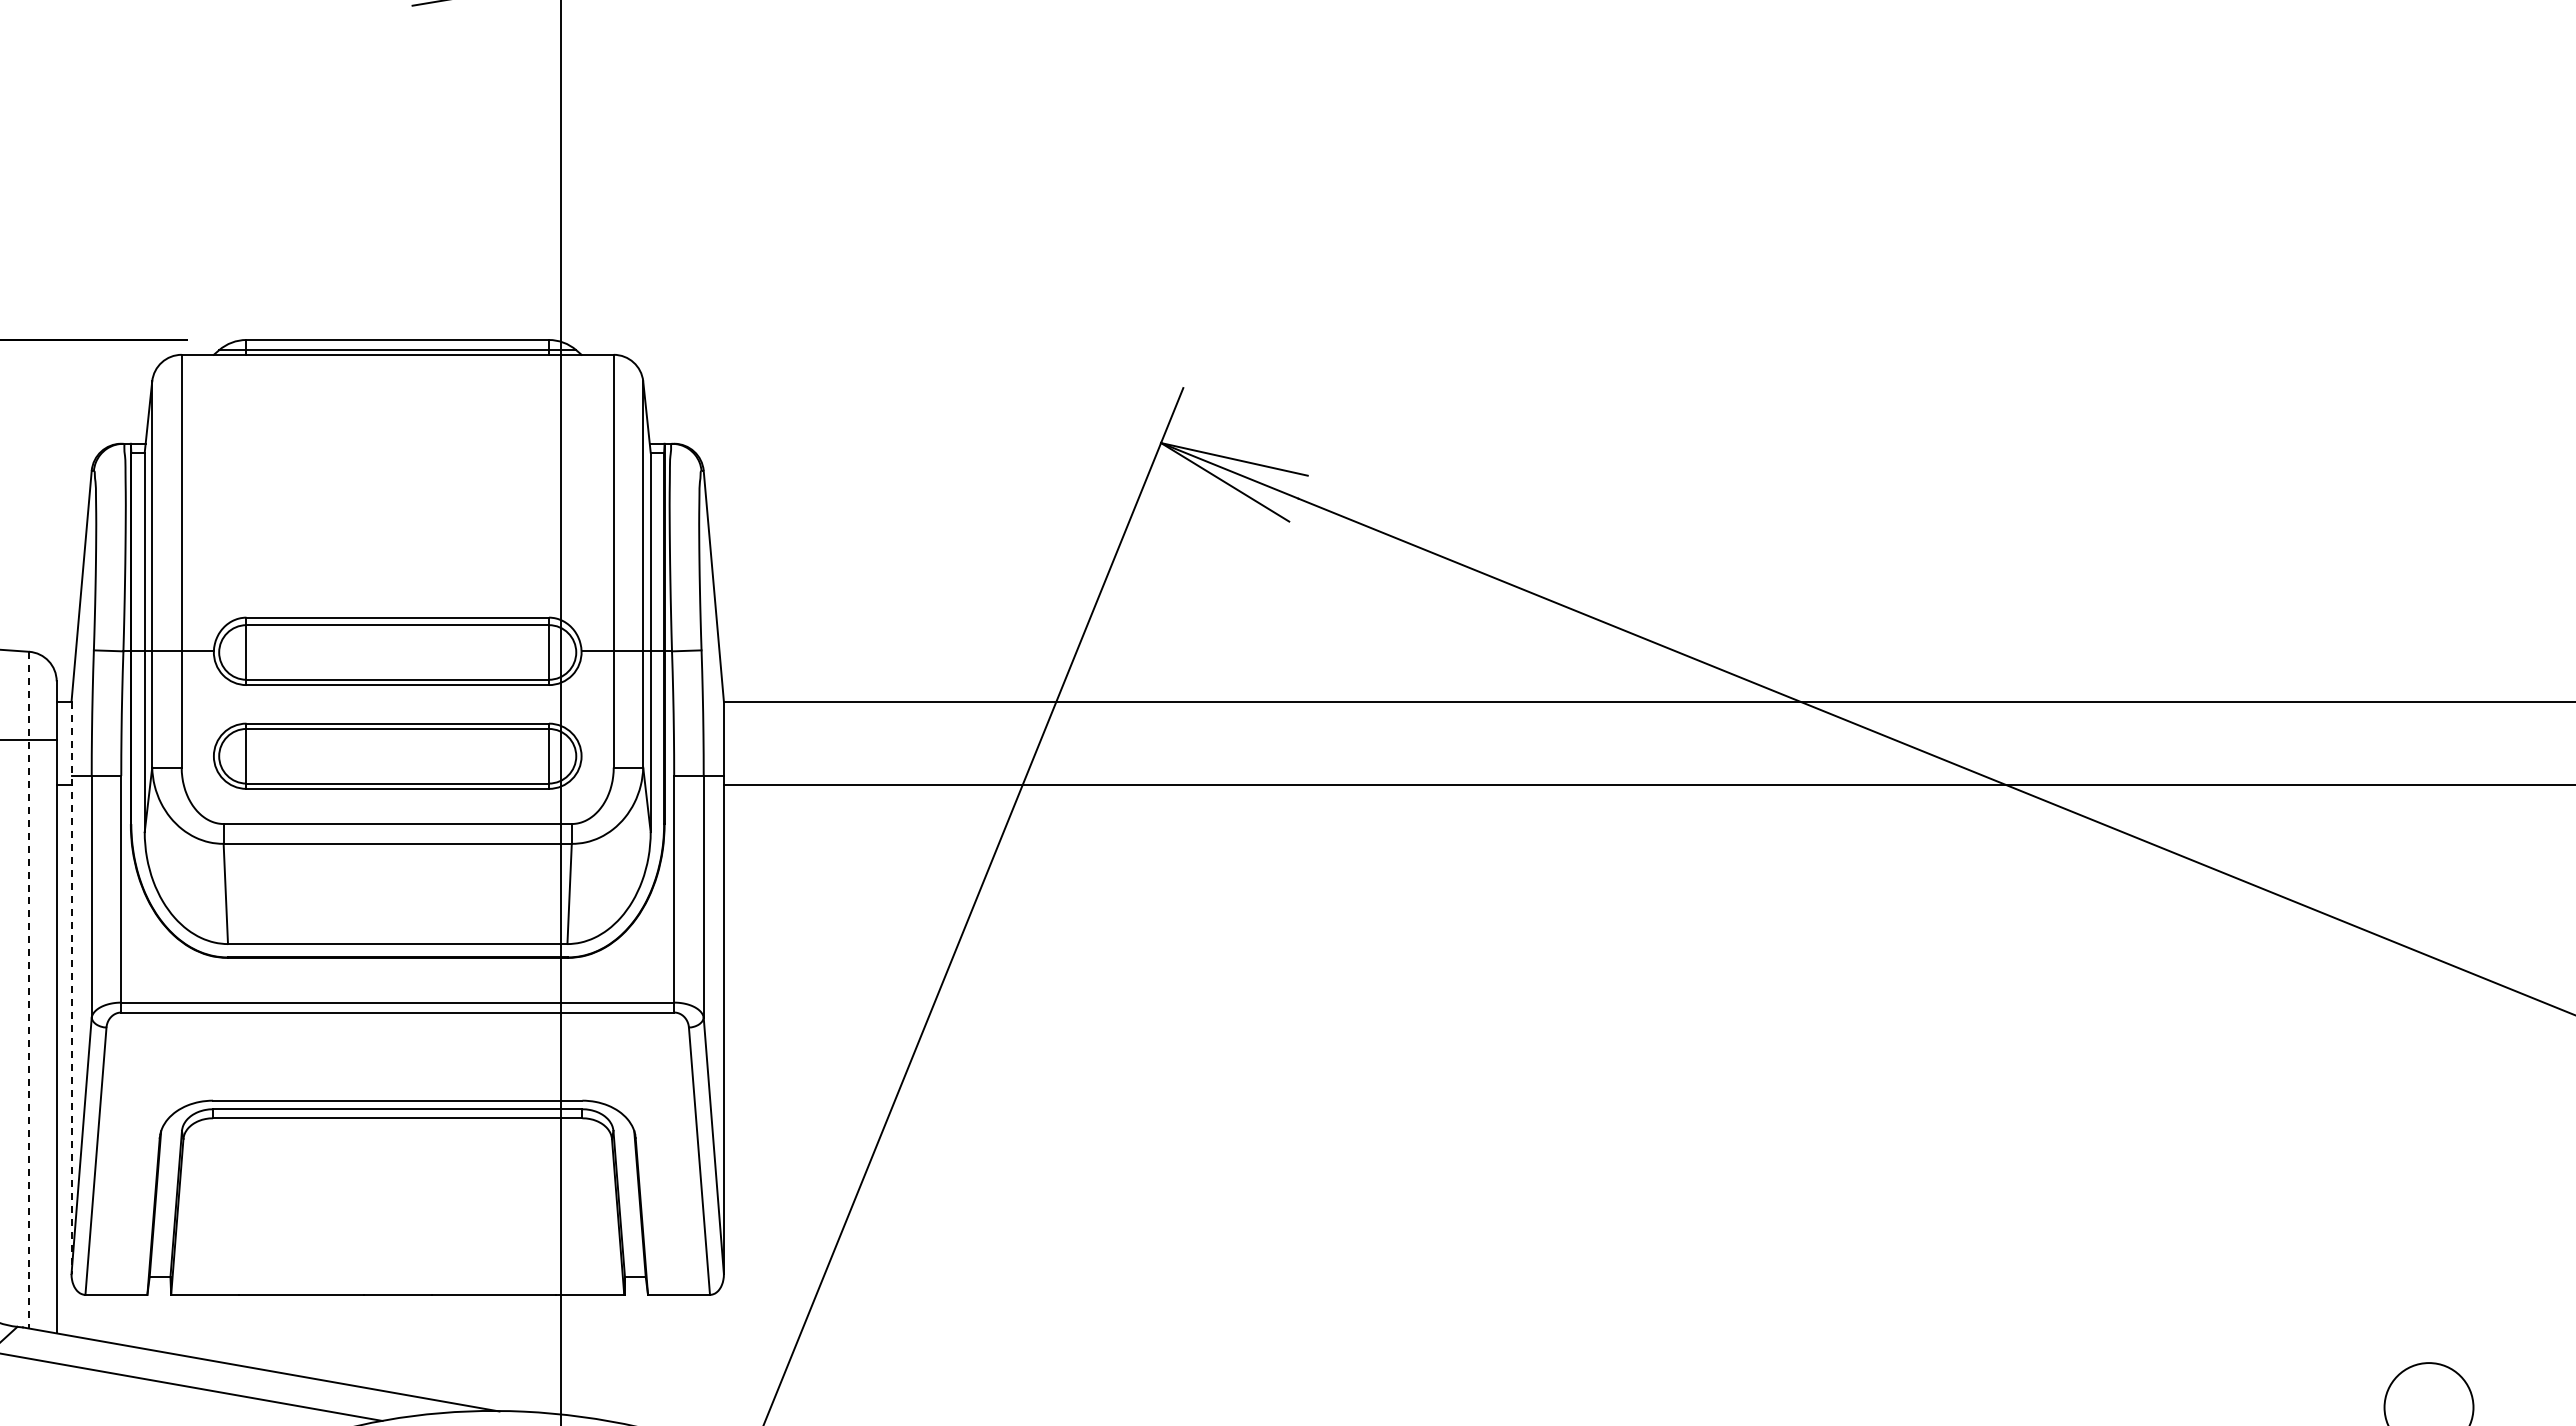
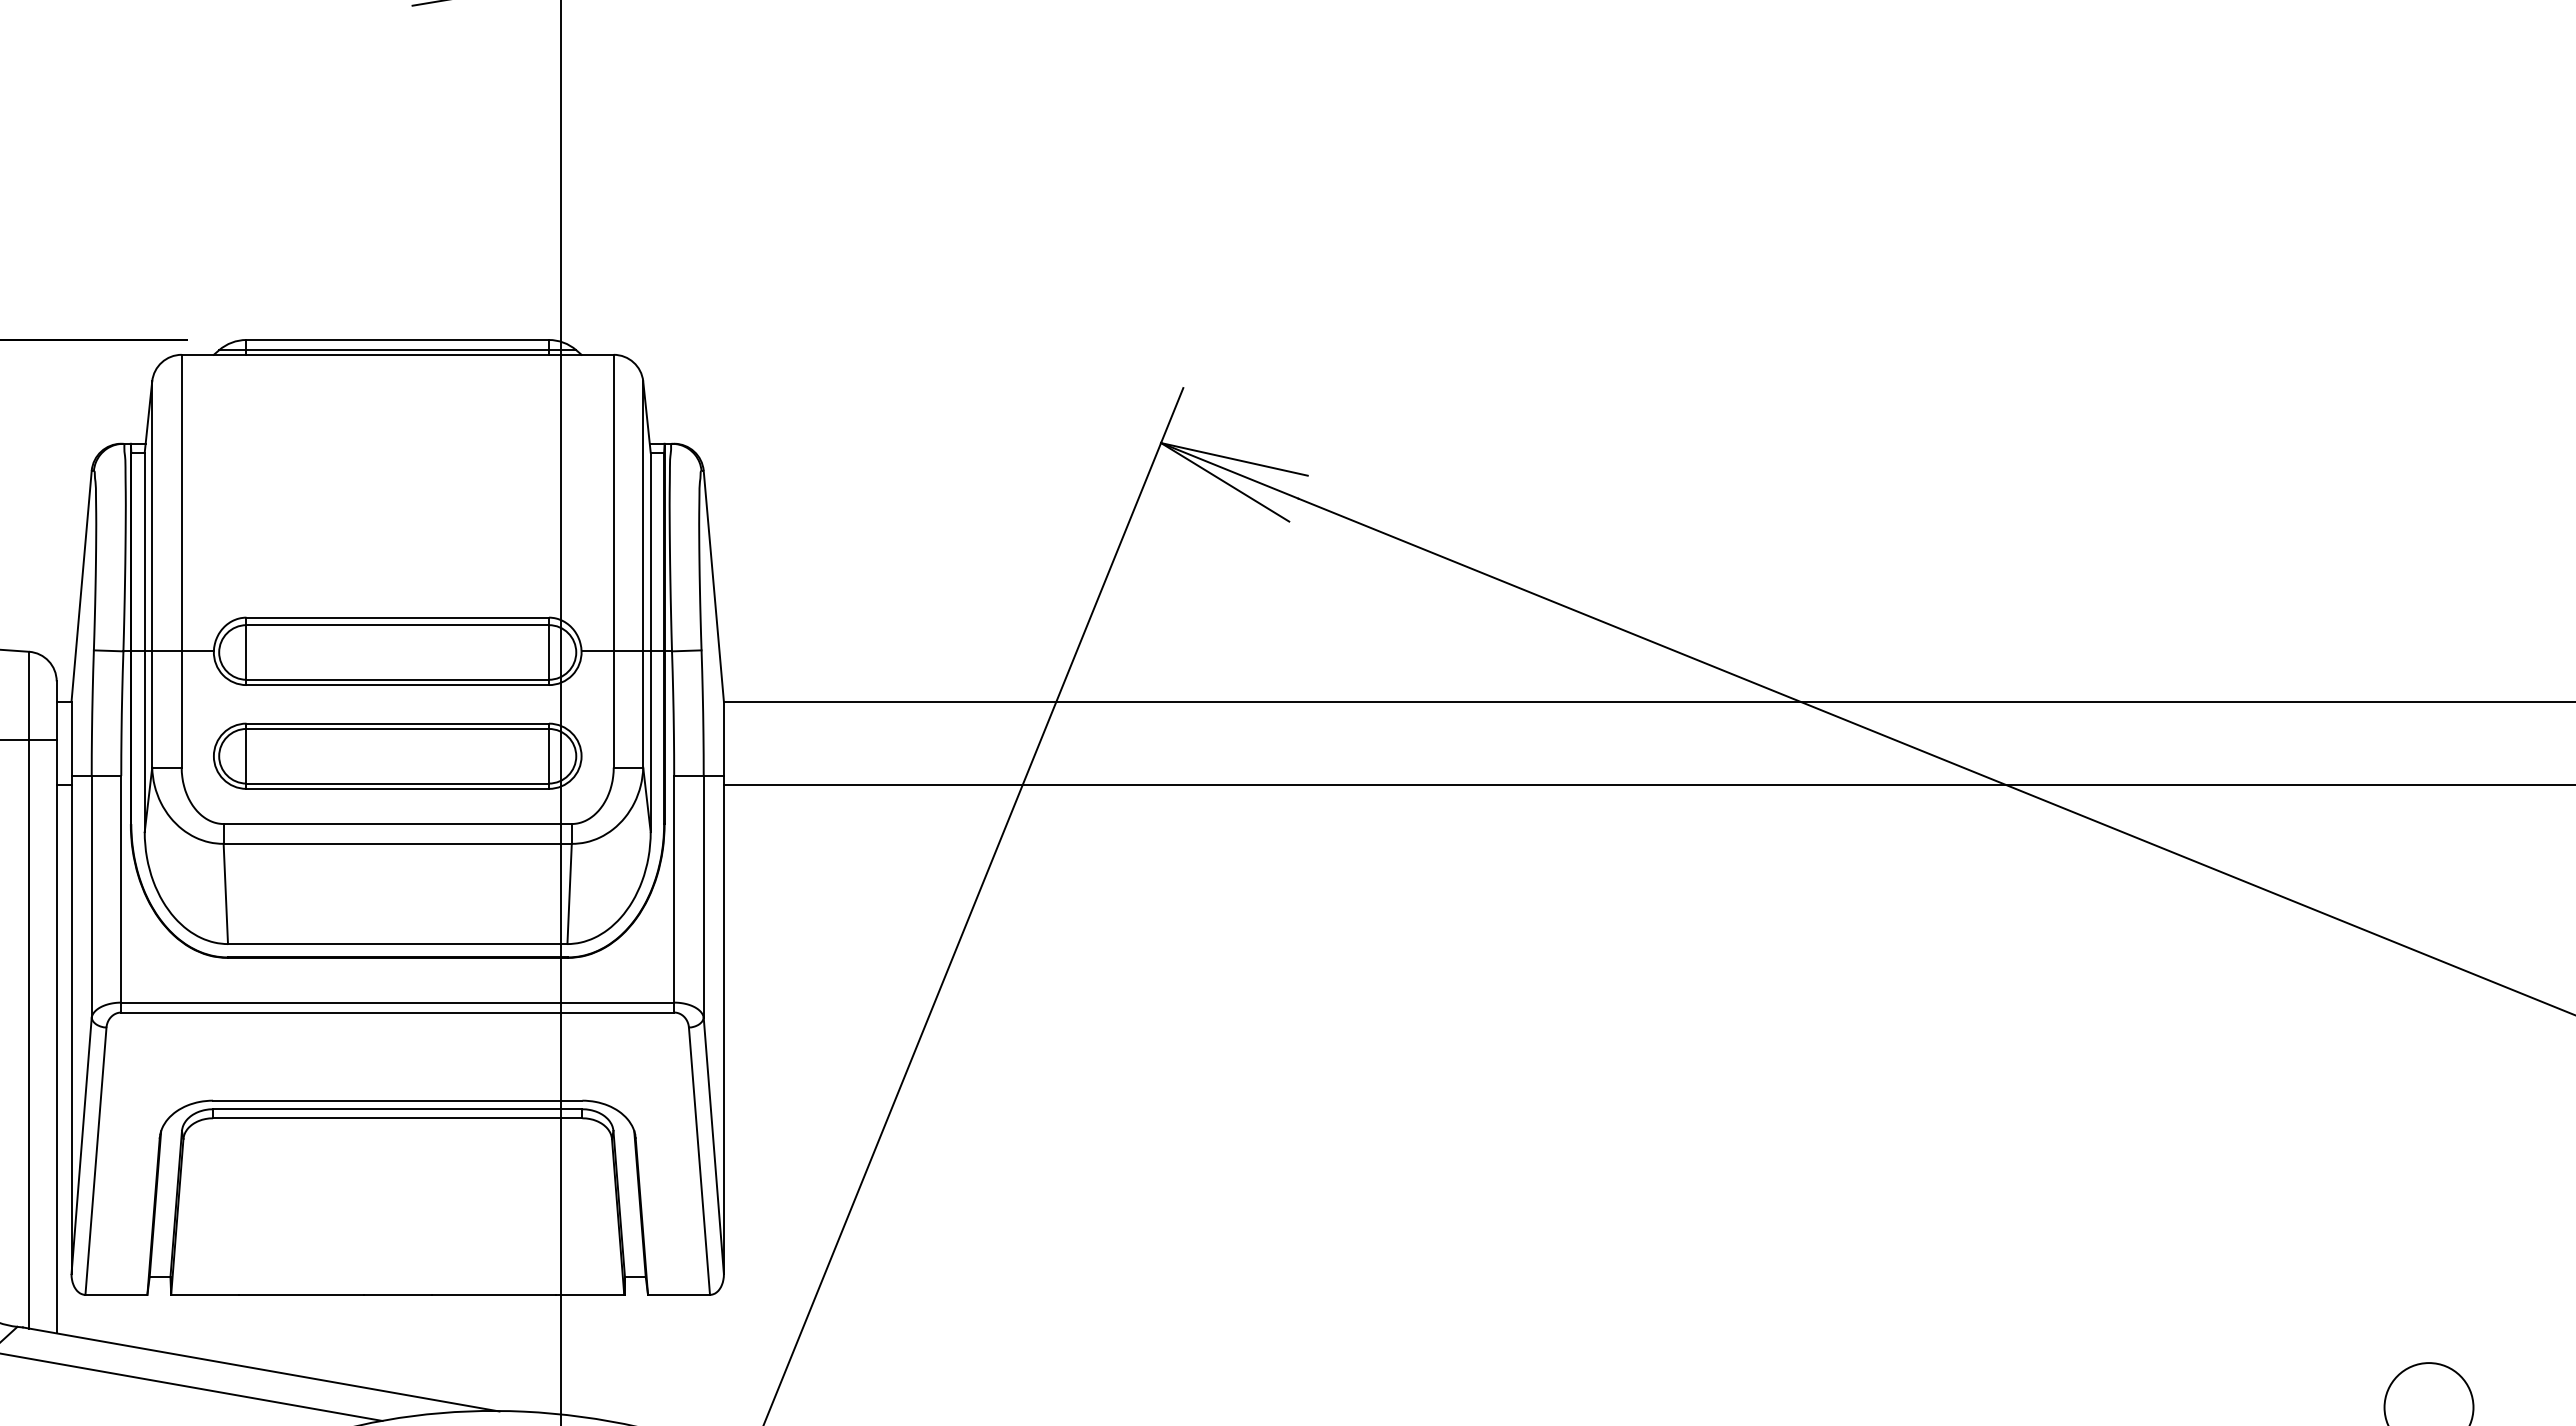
line: dashed -> solid (71, 988)
line: dashed -> solid (29, 990)
